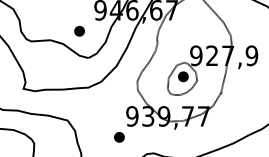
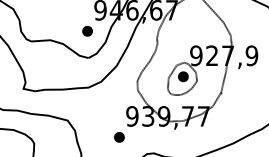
part position: (79, 31) -> (87, 31) (87, 31)
